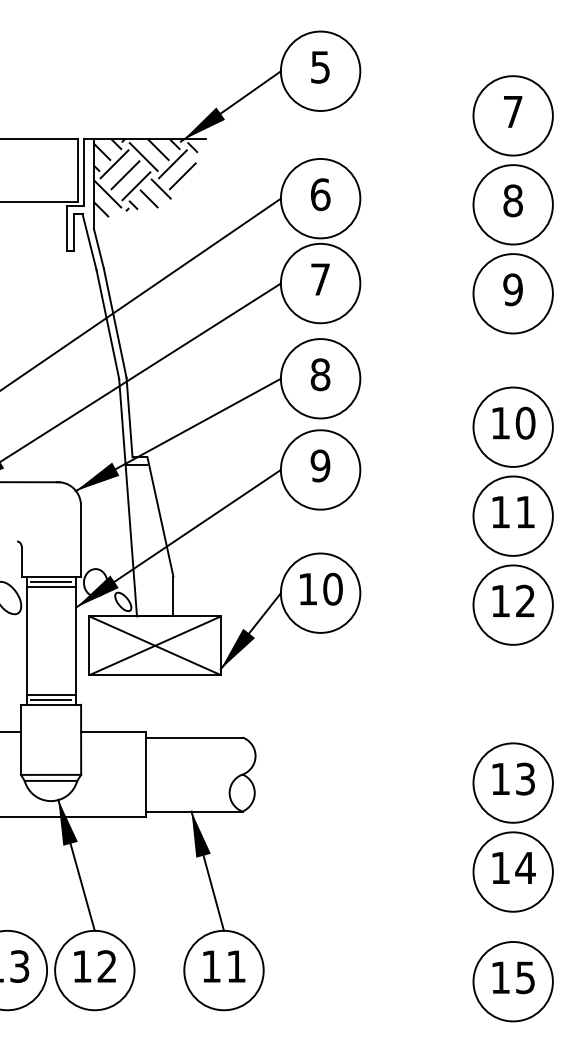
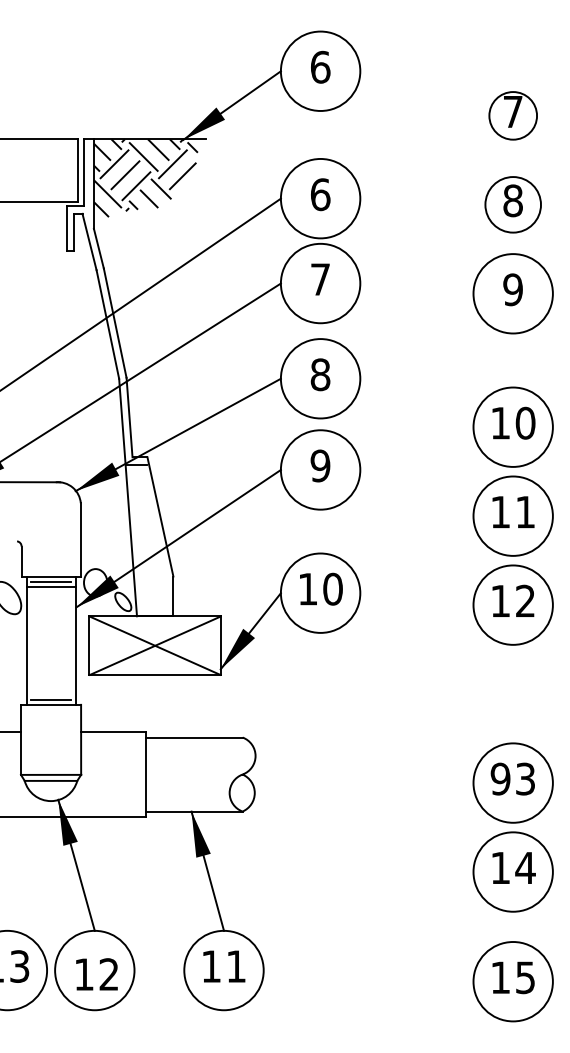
text: 5 -> 6 (320, 66)
circle diameter: 79 px -> 48 px (513, 115)
circle diameter: 79 px -> 56 px (513, 204)
line: present -> none (50, 695)
text: 13 -> 93 (500, 778)
text position: (94, 966) -> (96, 974) (96, 974)
